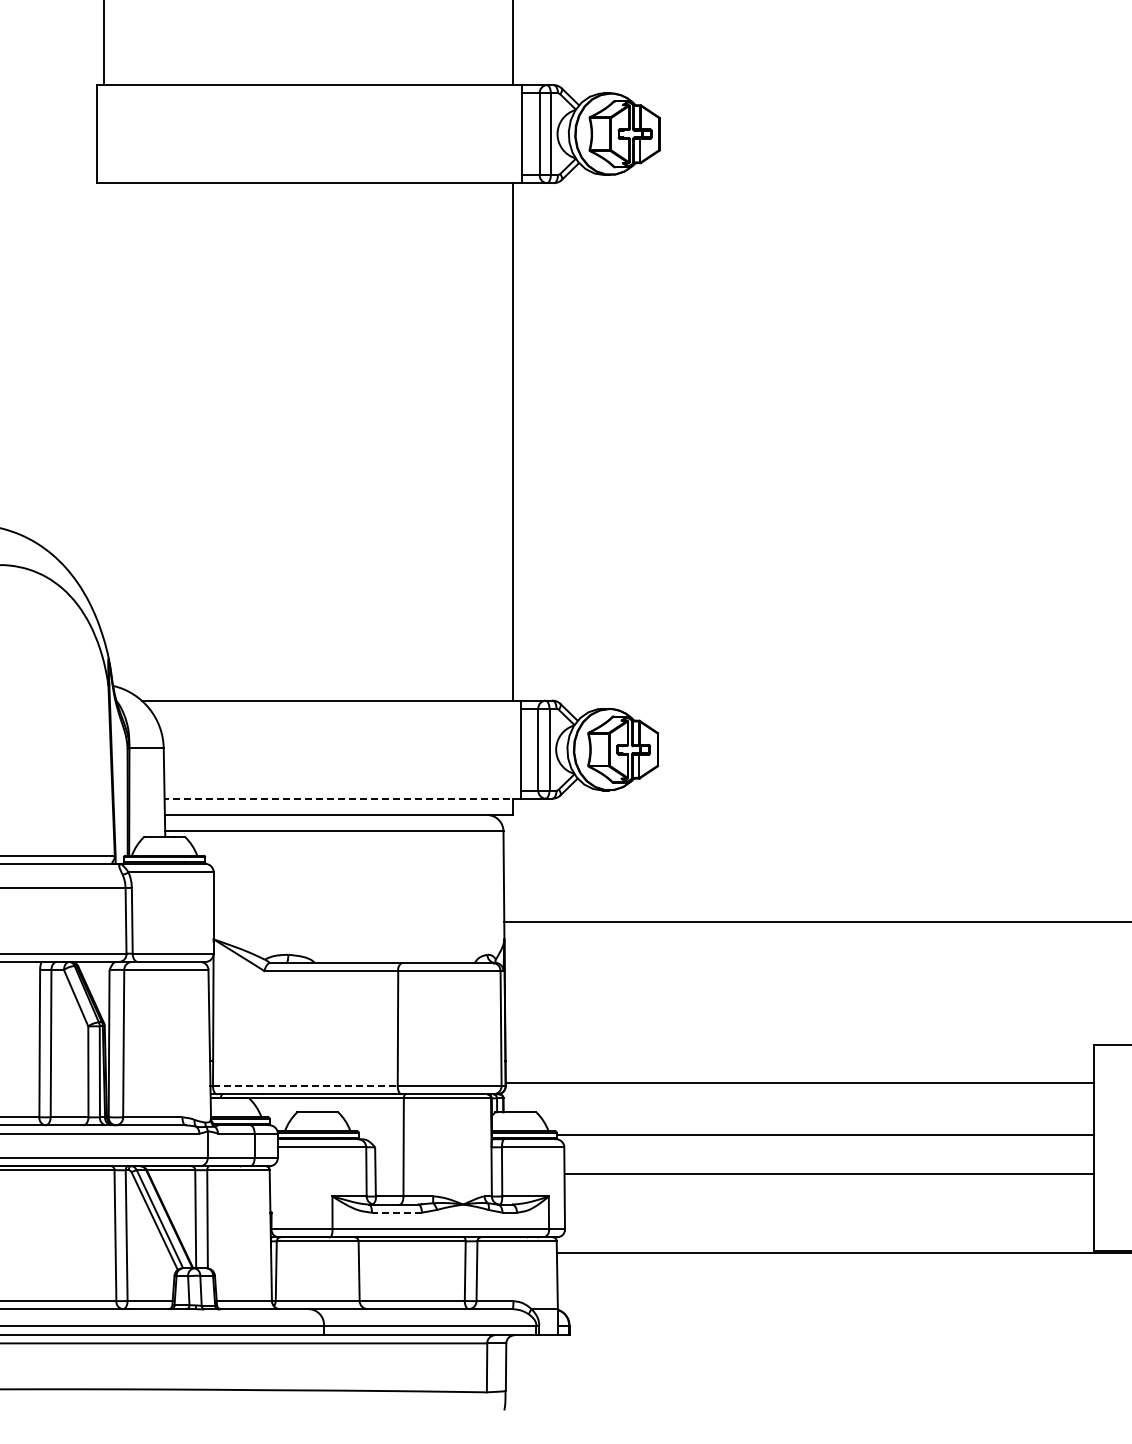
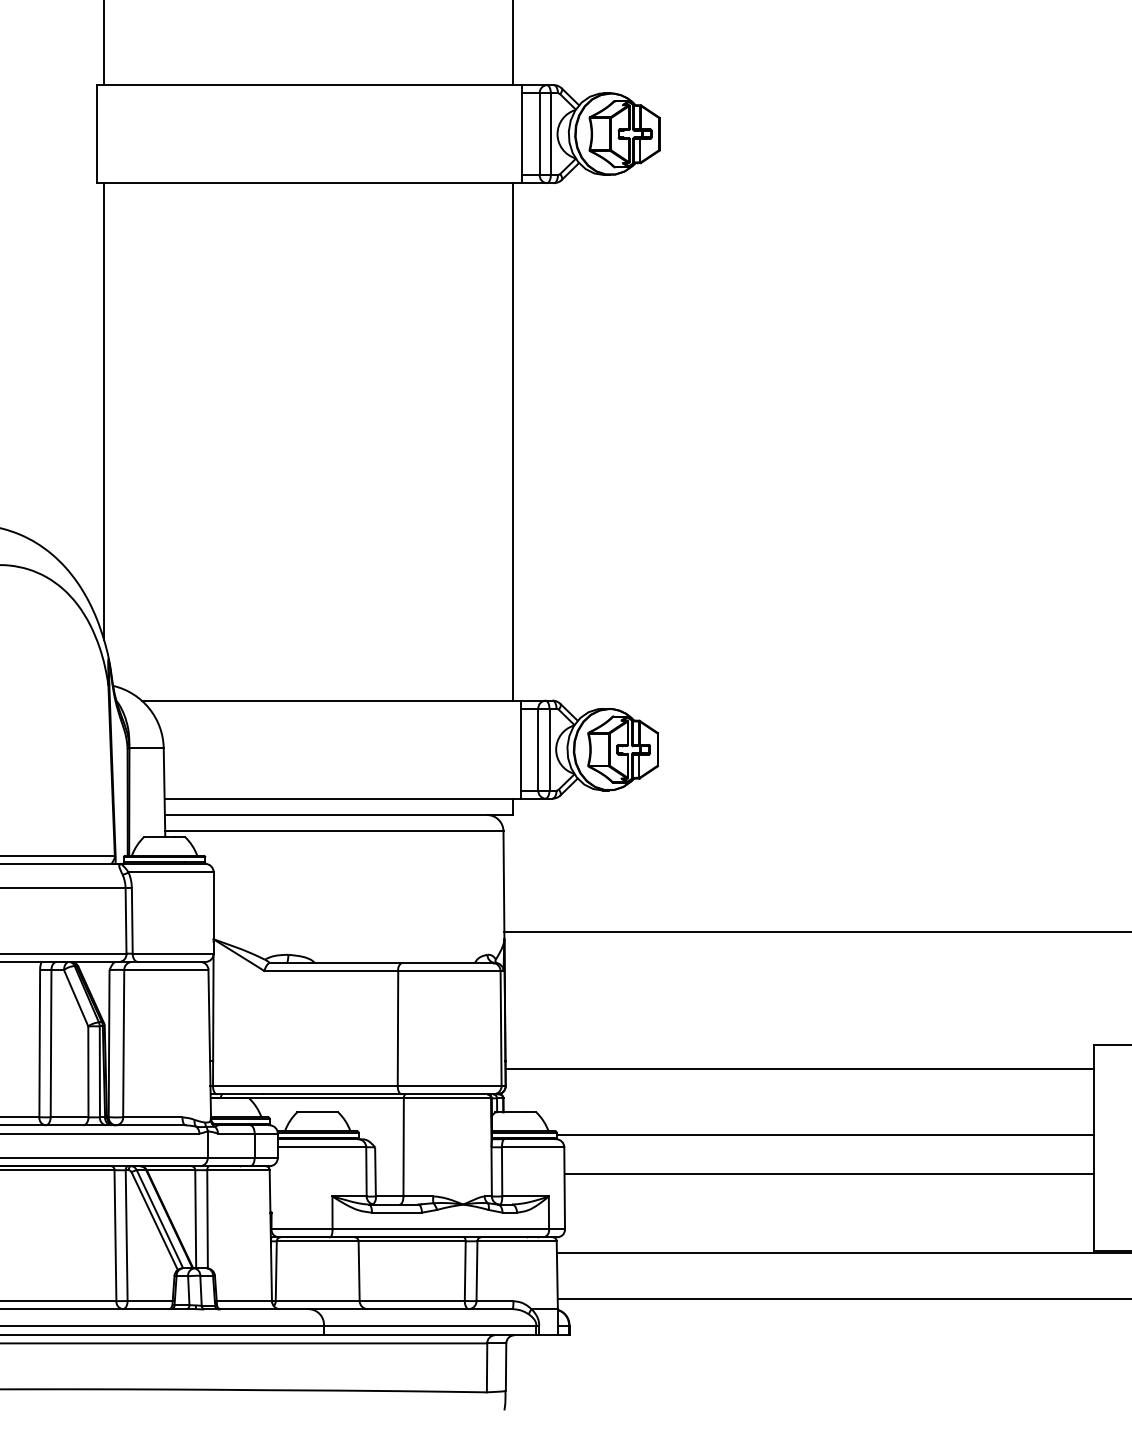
line: none -> present (104, 411)
line: dashed -> solid (342, 798)
line position: (816, 922) -> (816, 932) (816, 932)
line position: (799, 1083) -> (799, 1069) (799, 1069)
line: dashed -> solid (305, 1086)
line: dashed -> solid (396, 1212)
line: none -> present (842, 1299)
